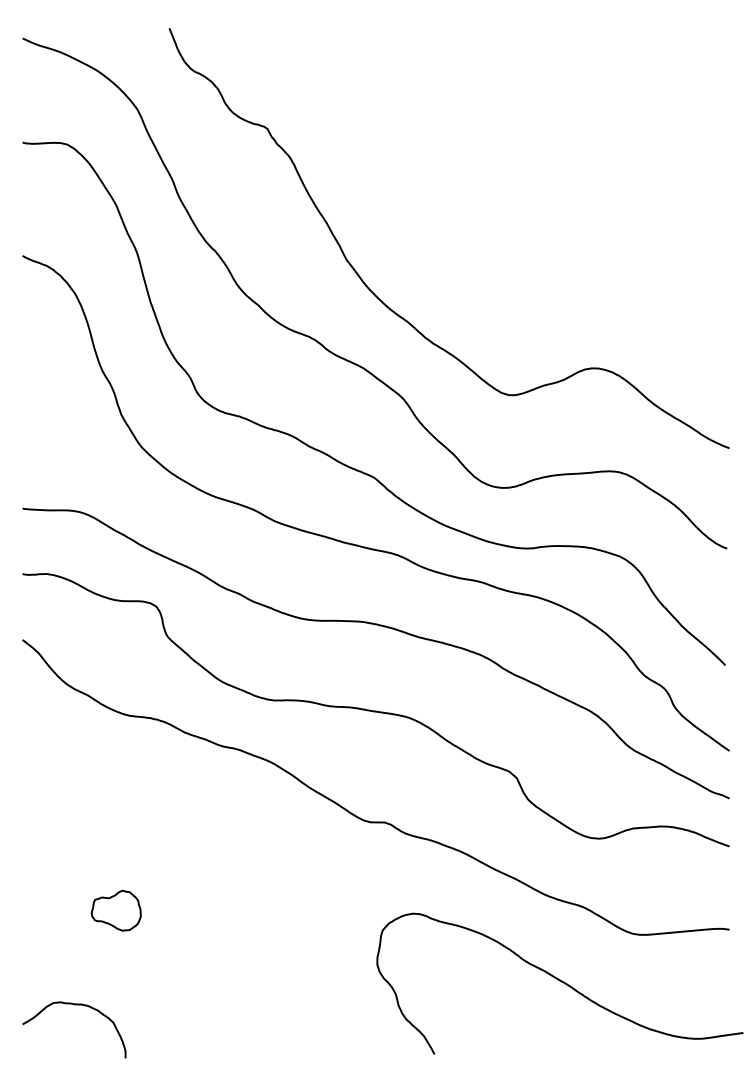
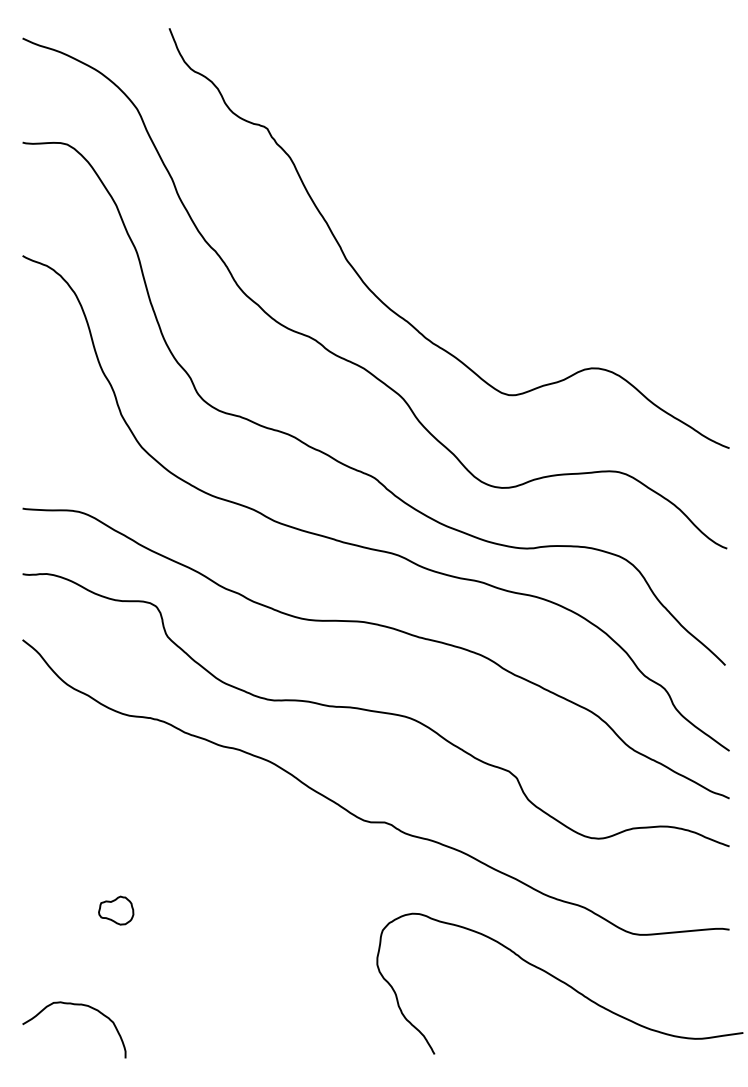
part size: 52x43 px -> 37x31 px (116, 910)
